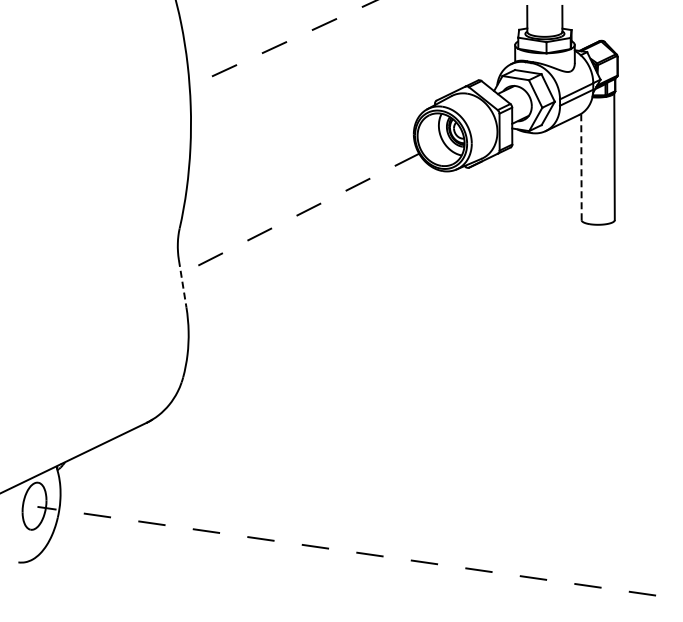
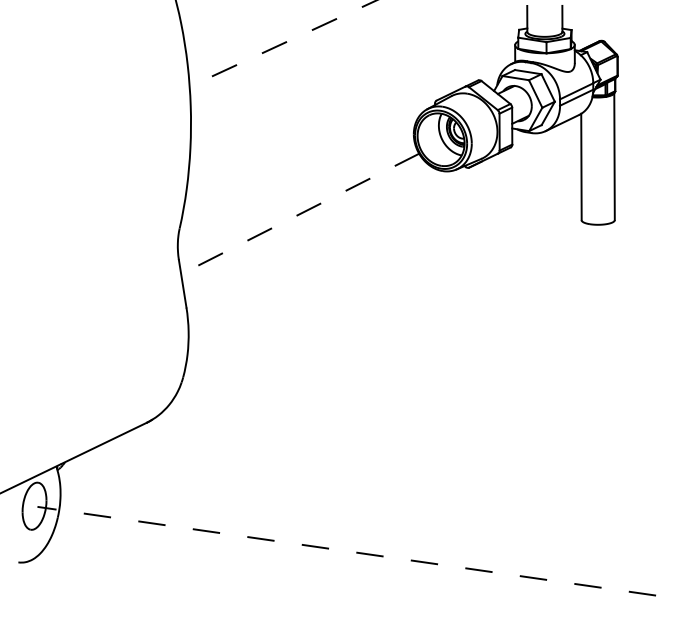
line: dashed -> solid (581, 166)
line: dashed -> solid (182, 284)
